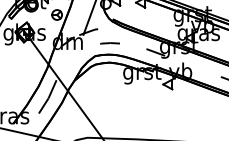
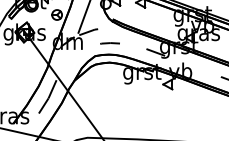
line position: (89, 18) -> (83, 17) (83, 17)
